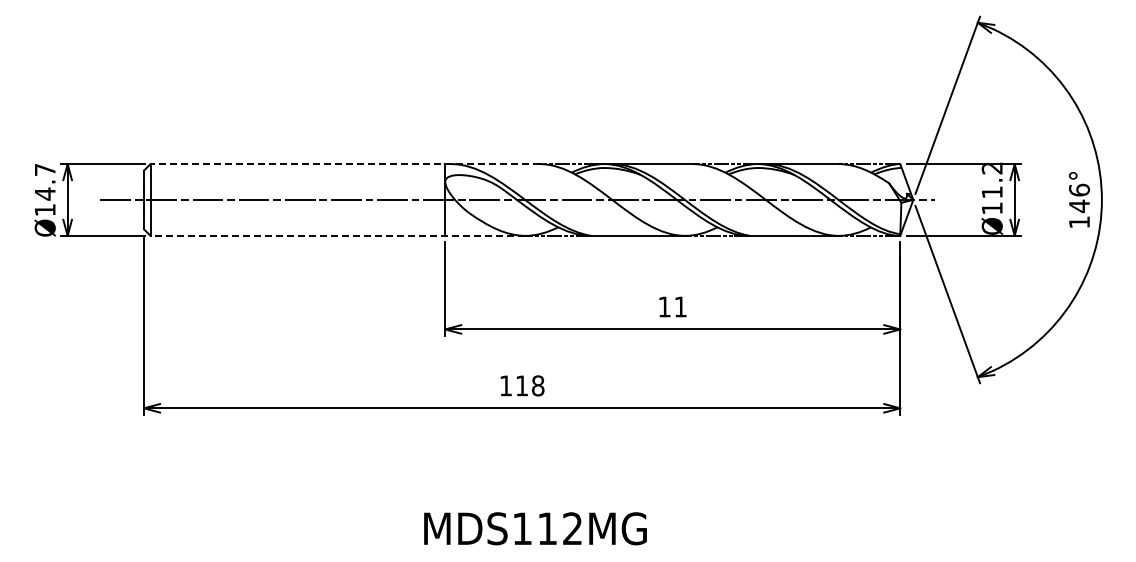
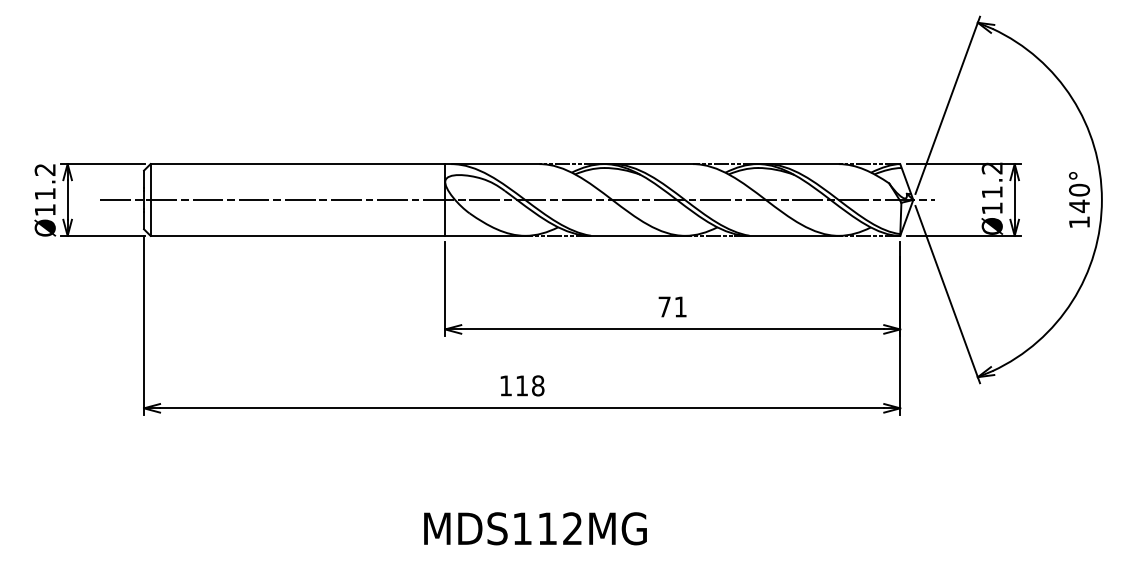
line: dashed -> solid (344, 164)
text: Ø14.7 -> Ø11.2 (44, 182)
text: 146° -> 140° (1078, 189)
line: dashed -> solid (337, 235)
text: 11 -> 71 (664, 306)
